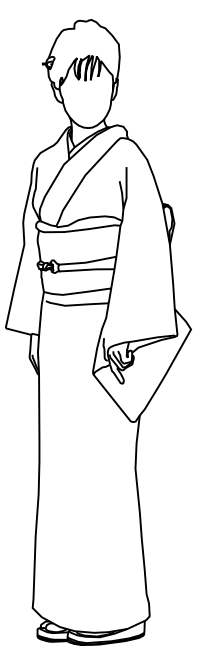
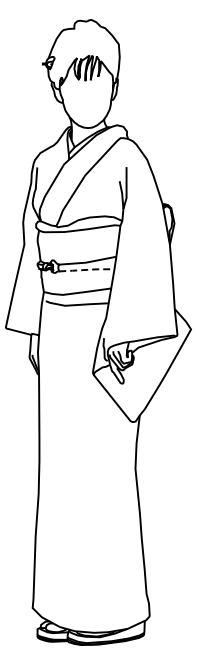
line: solid -> dashed (87, 269)
